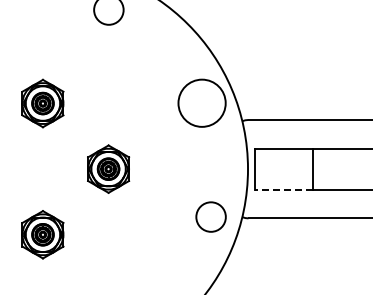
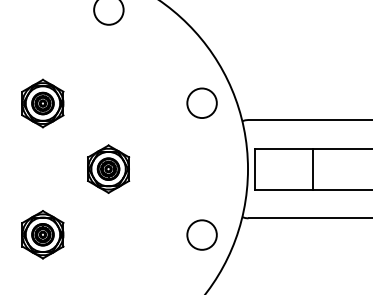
circle diameter: 47 px -> 30 px (201, 103)
line: dashed -> solid (283, 189)
circle position: (210, 216) -> (201, 234) (201, 234)
